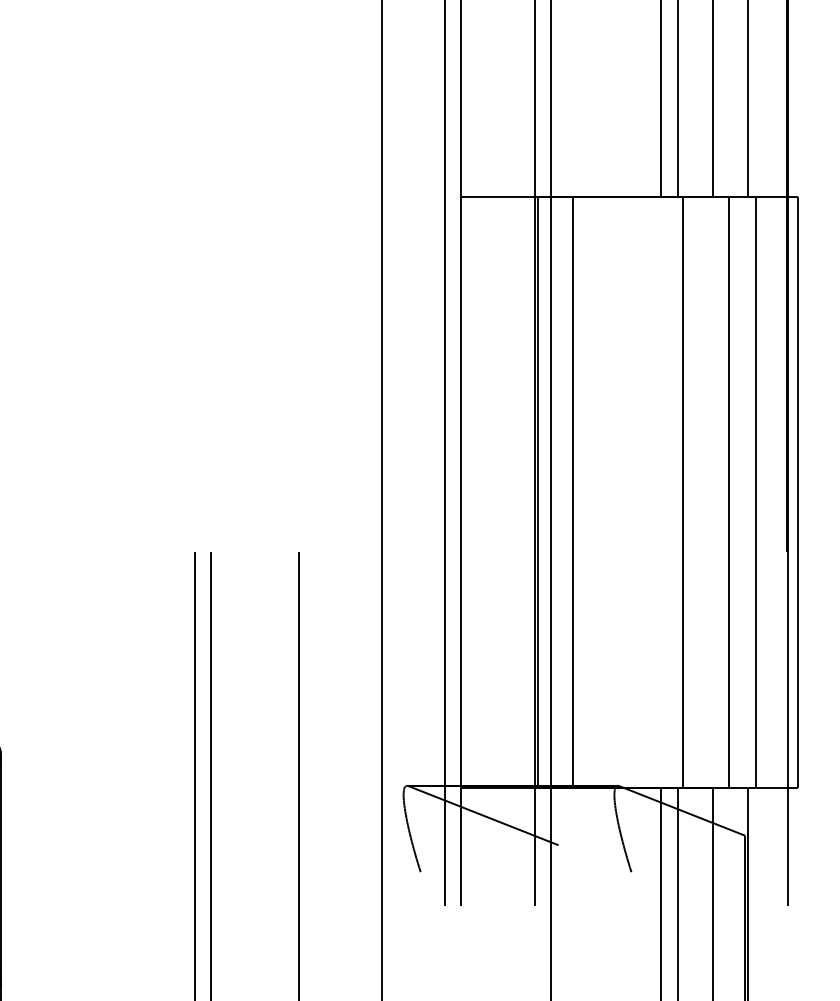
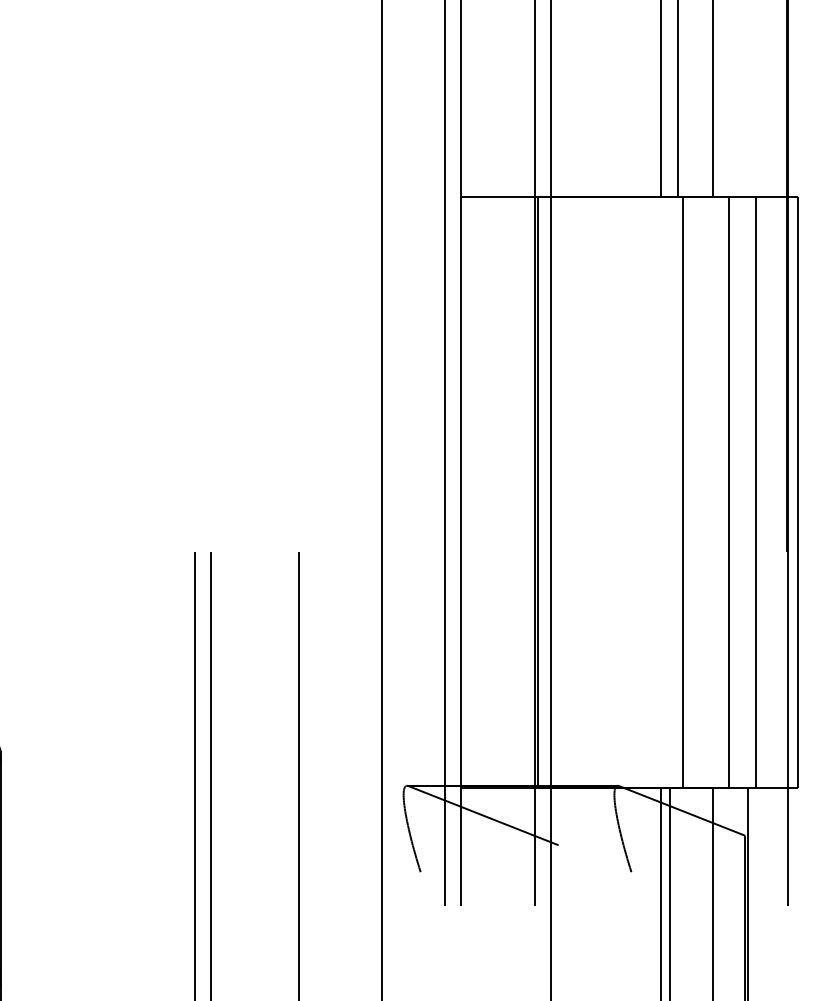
line: present -> none (747, 99)
line: present -> none (573, 492)
line position: (678, 892) -> (670, 892) (670, 892)
